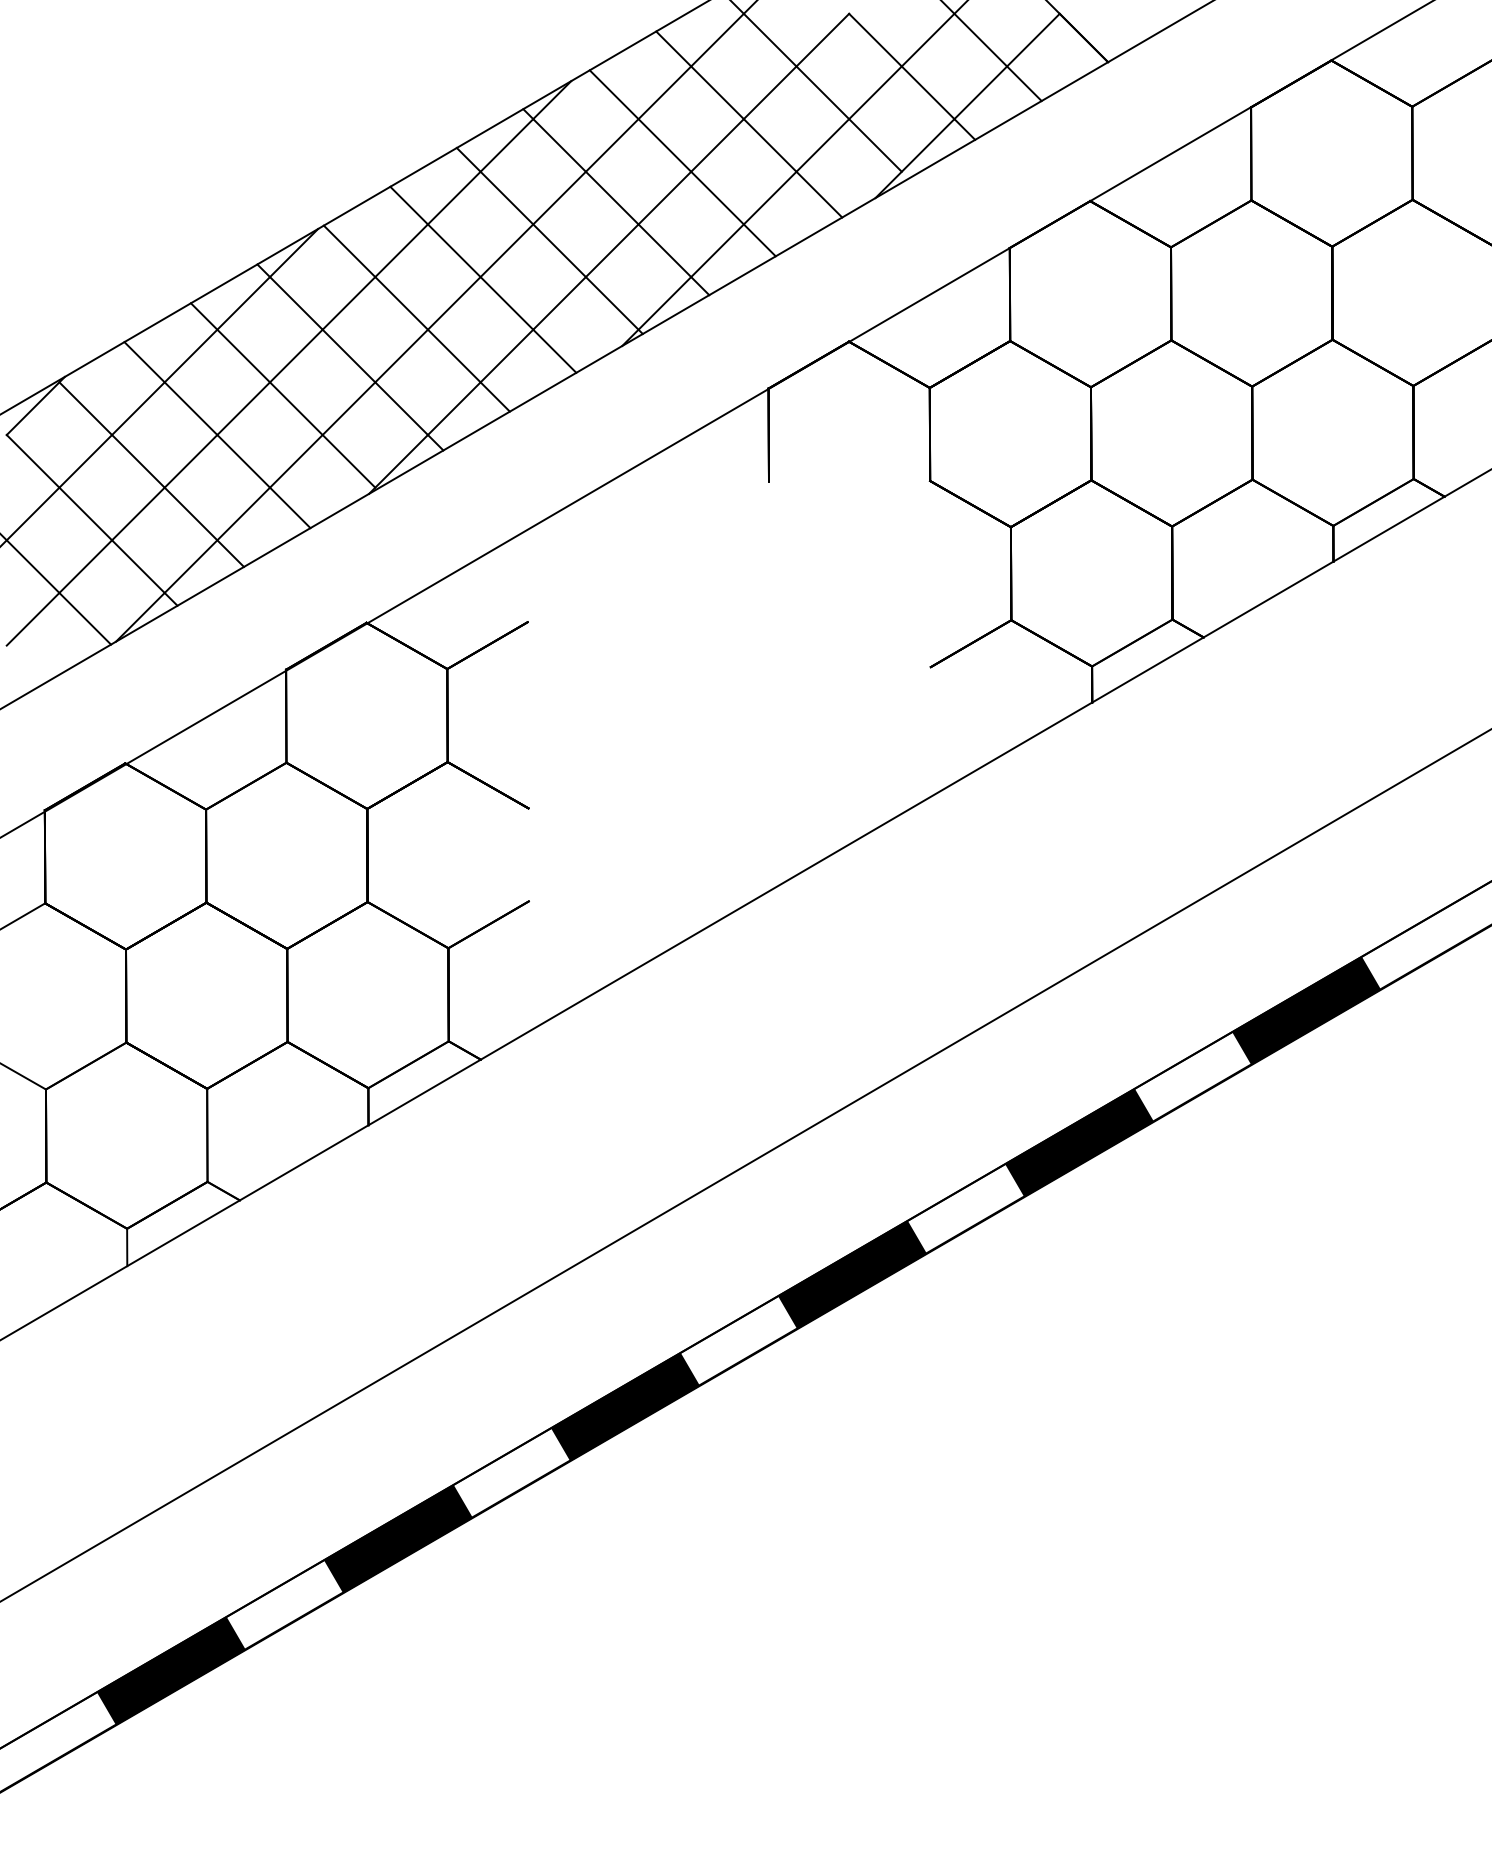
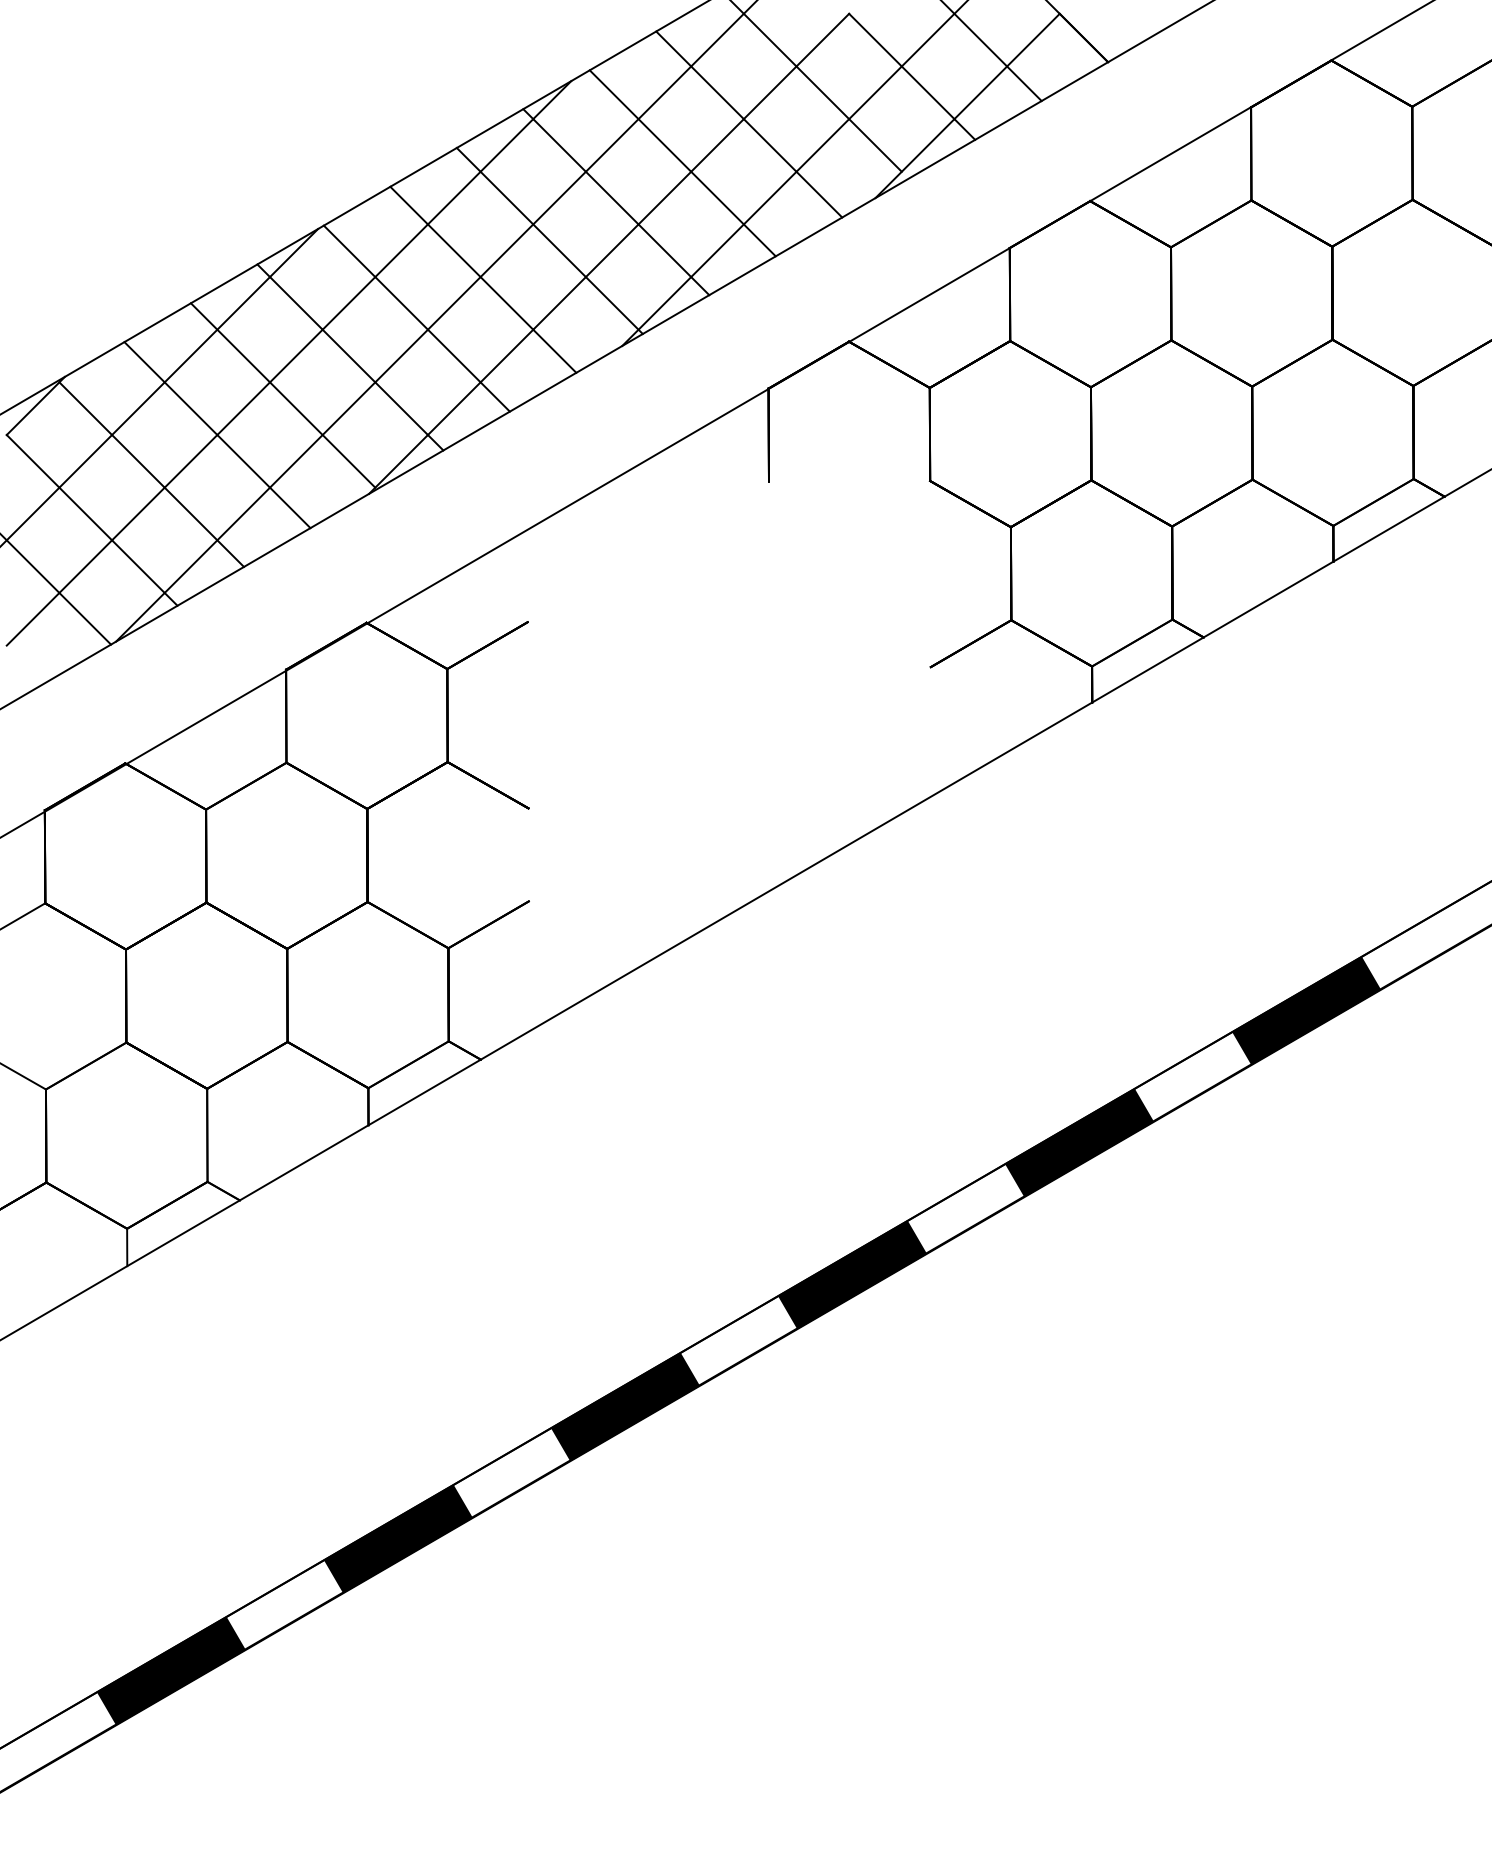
line: present -> none (745, 1165)
